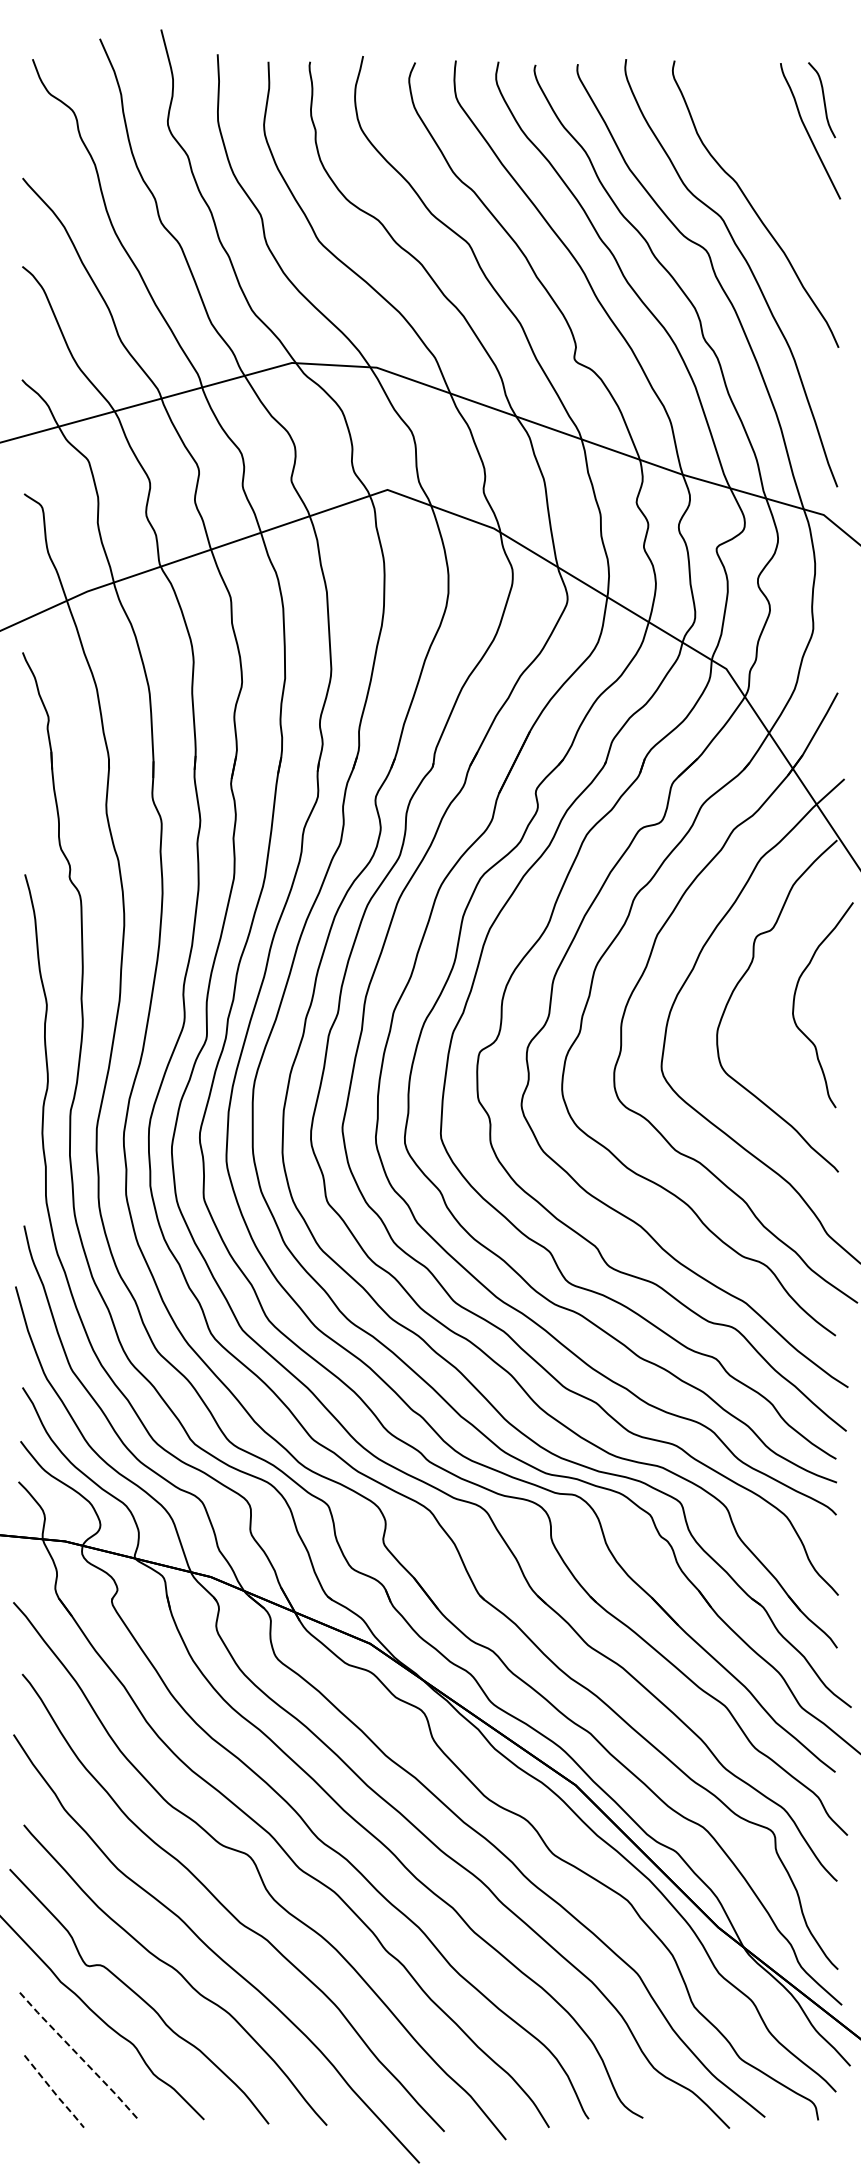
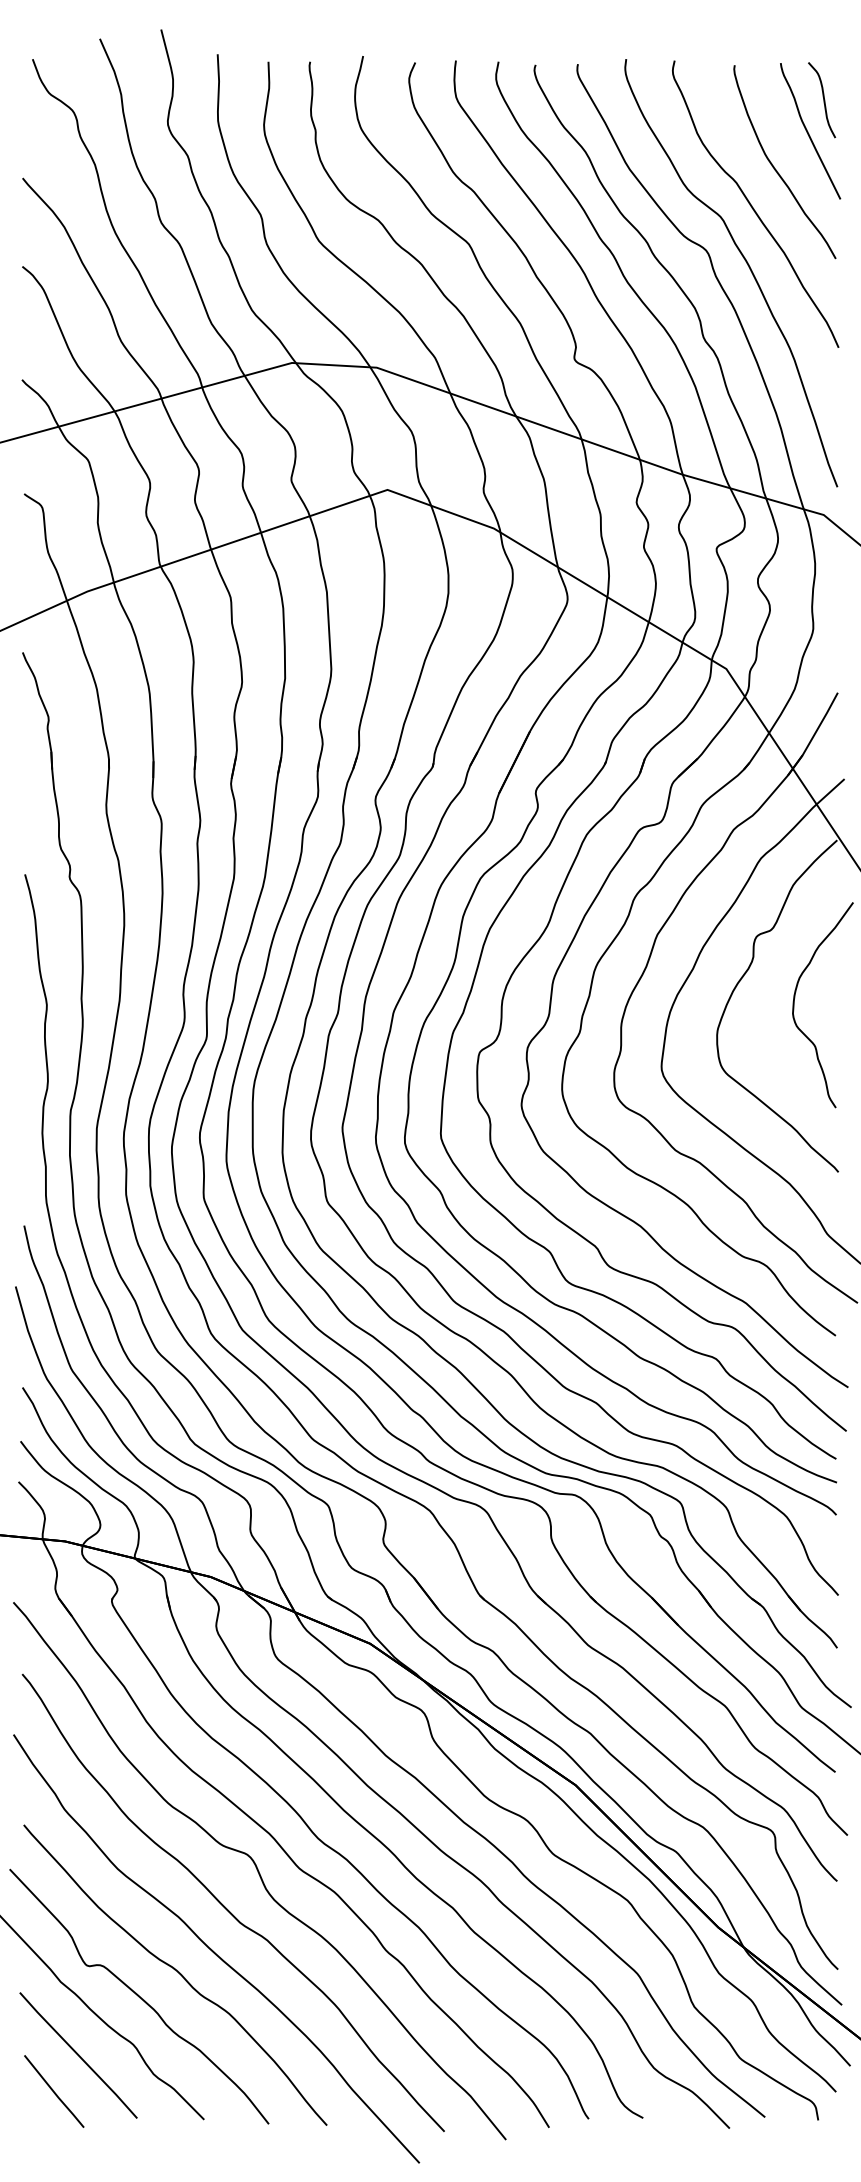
curve: none -> present (776, 169)
line: dashed -> solid (78, 2055)
line: dashed -> solid (54, 2093)
